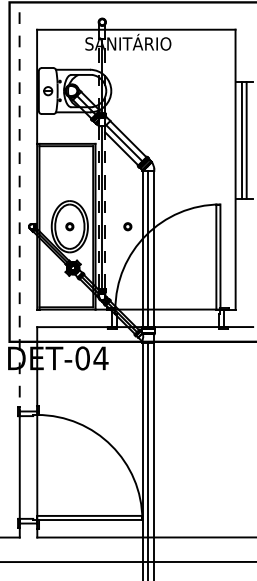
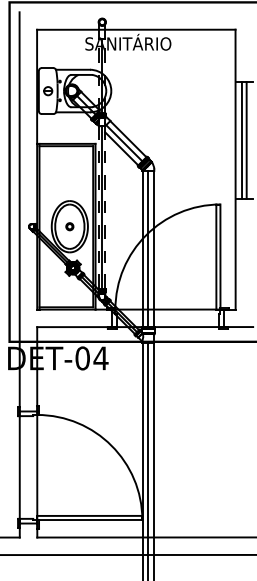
line: dashed -> solid (19, 211)
part: present -> none (127, 226)
line position: (127, 561) -> (127, 554) (127, 554)
